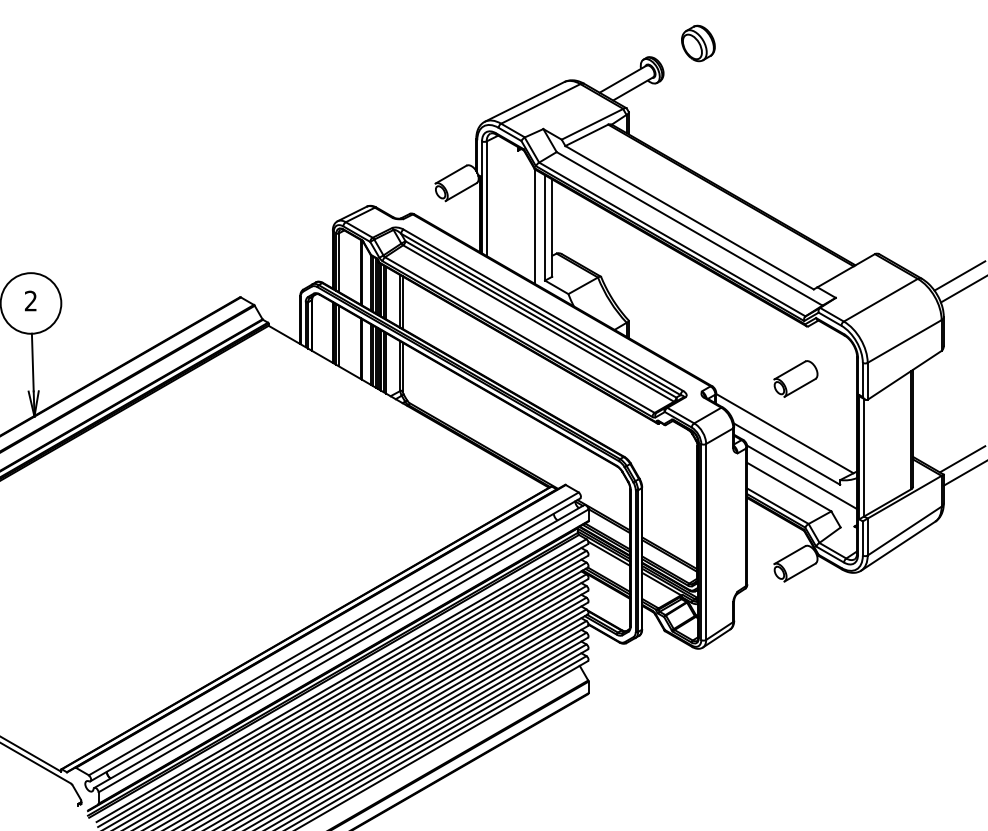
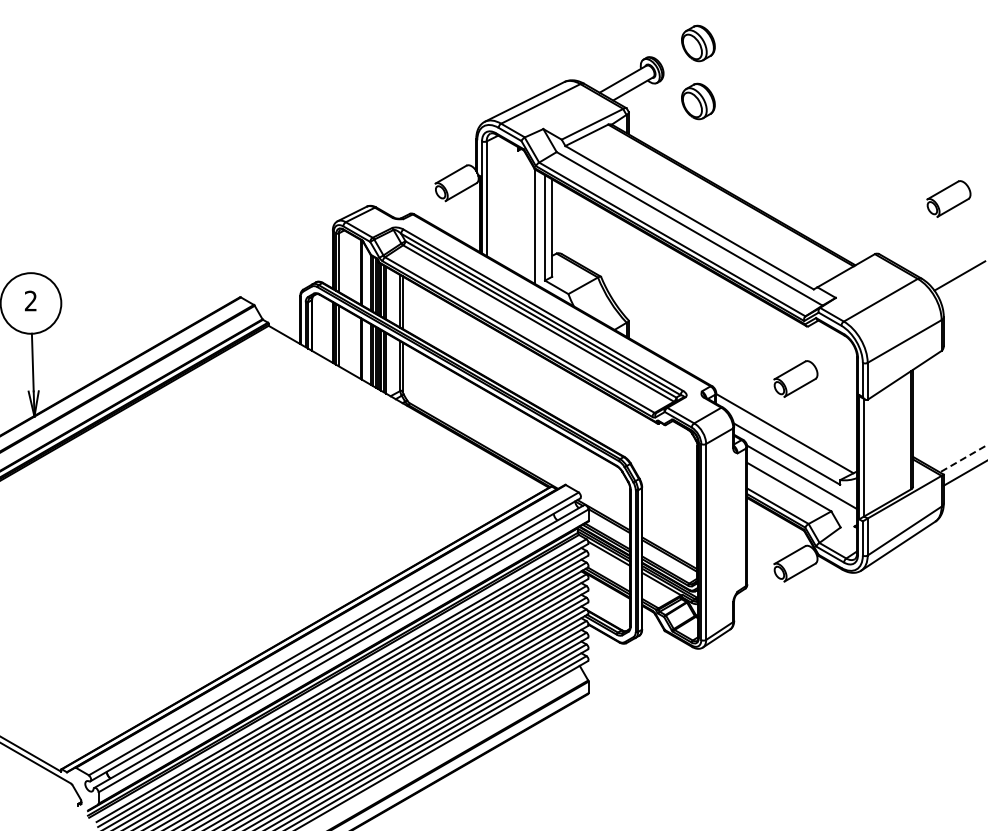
part: none -> present (698, 101)
part: none -> present (948, 198)
line: present -> none (962, 289)
line: solid -> dashed (962, 459)
